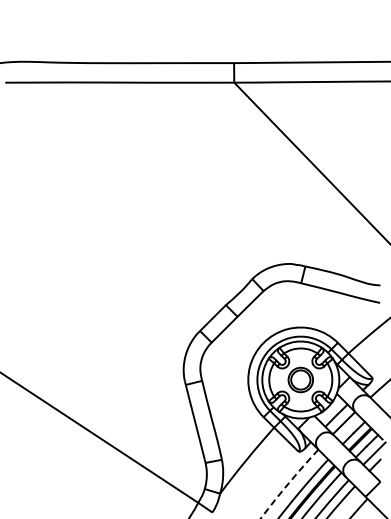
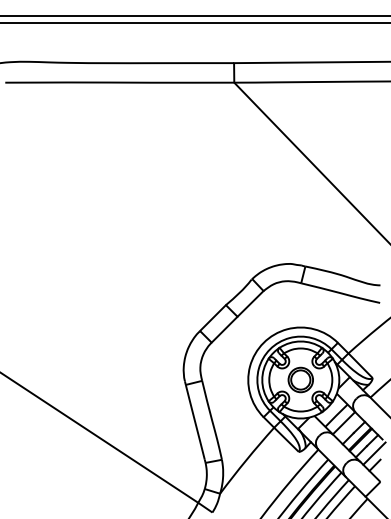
line: none -> present (194, 15)
line: none -> present (194, 22)
arc: dashed -> solid (289, 483)
